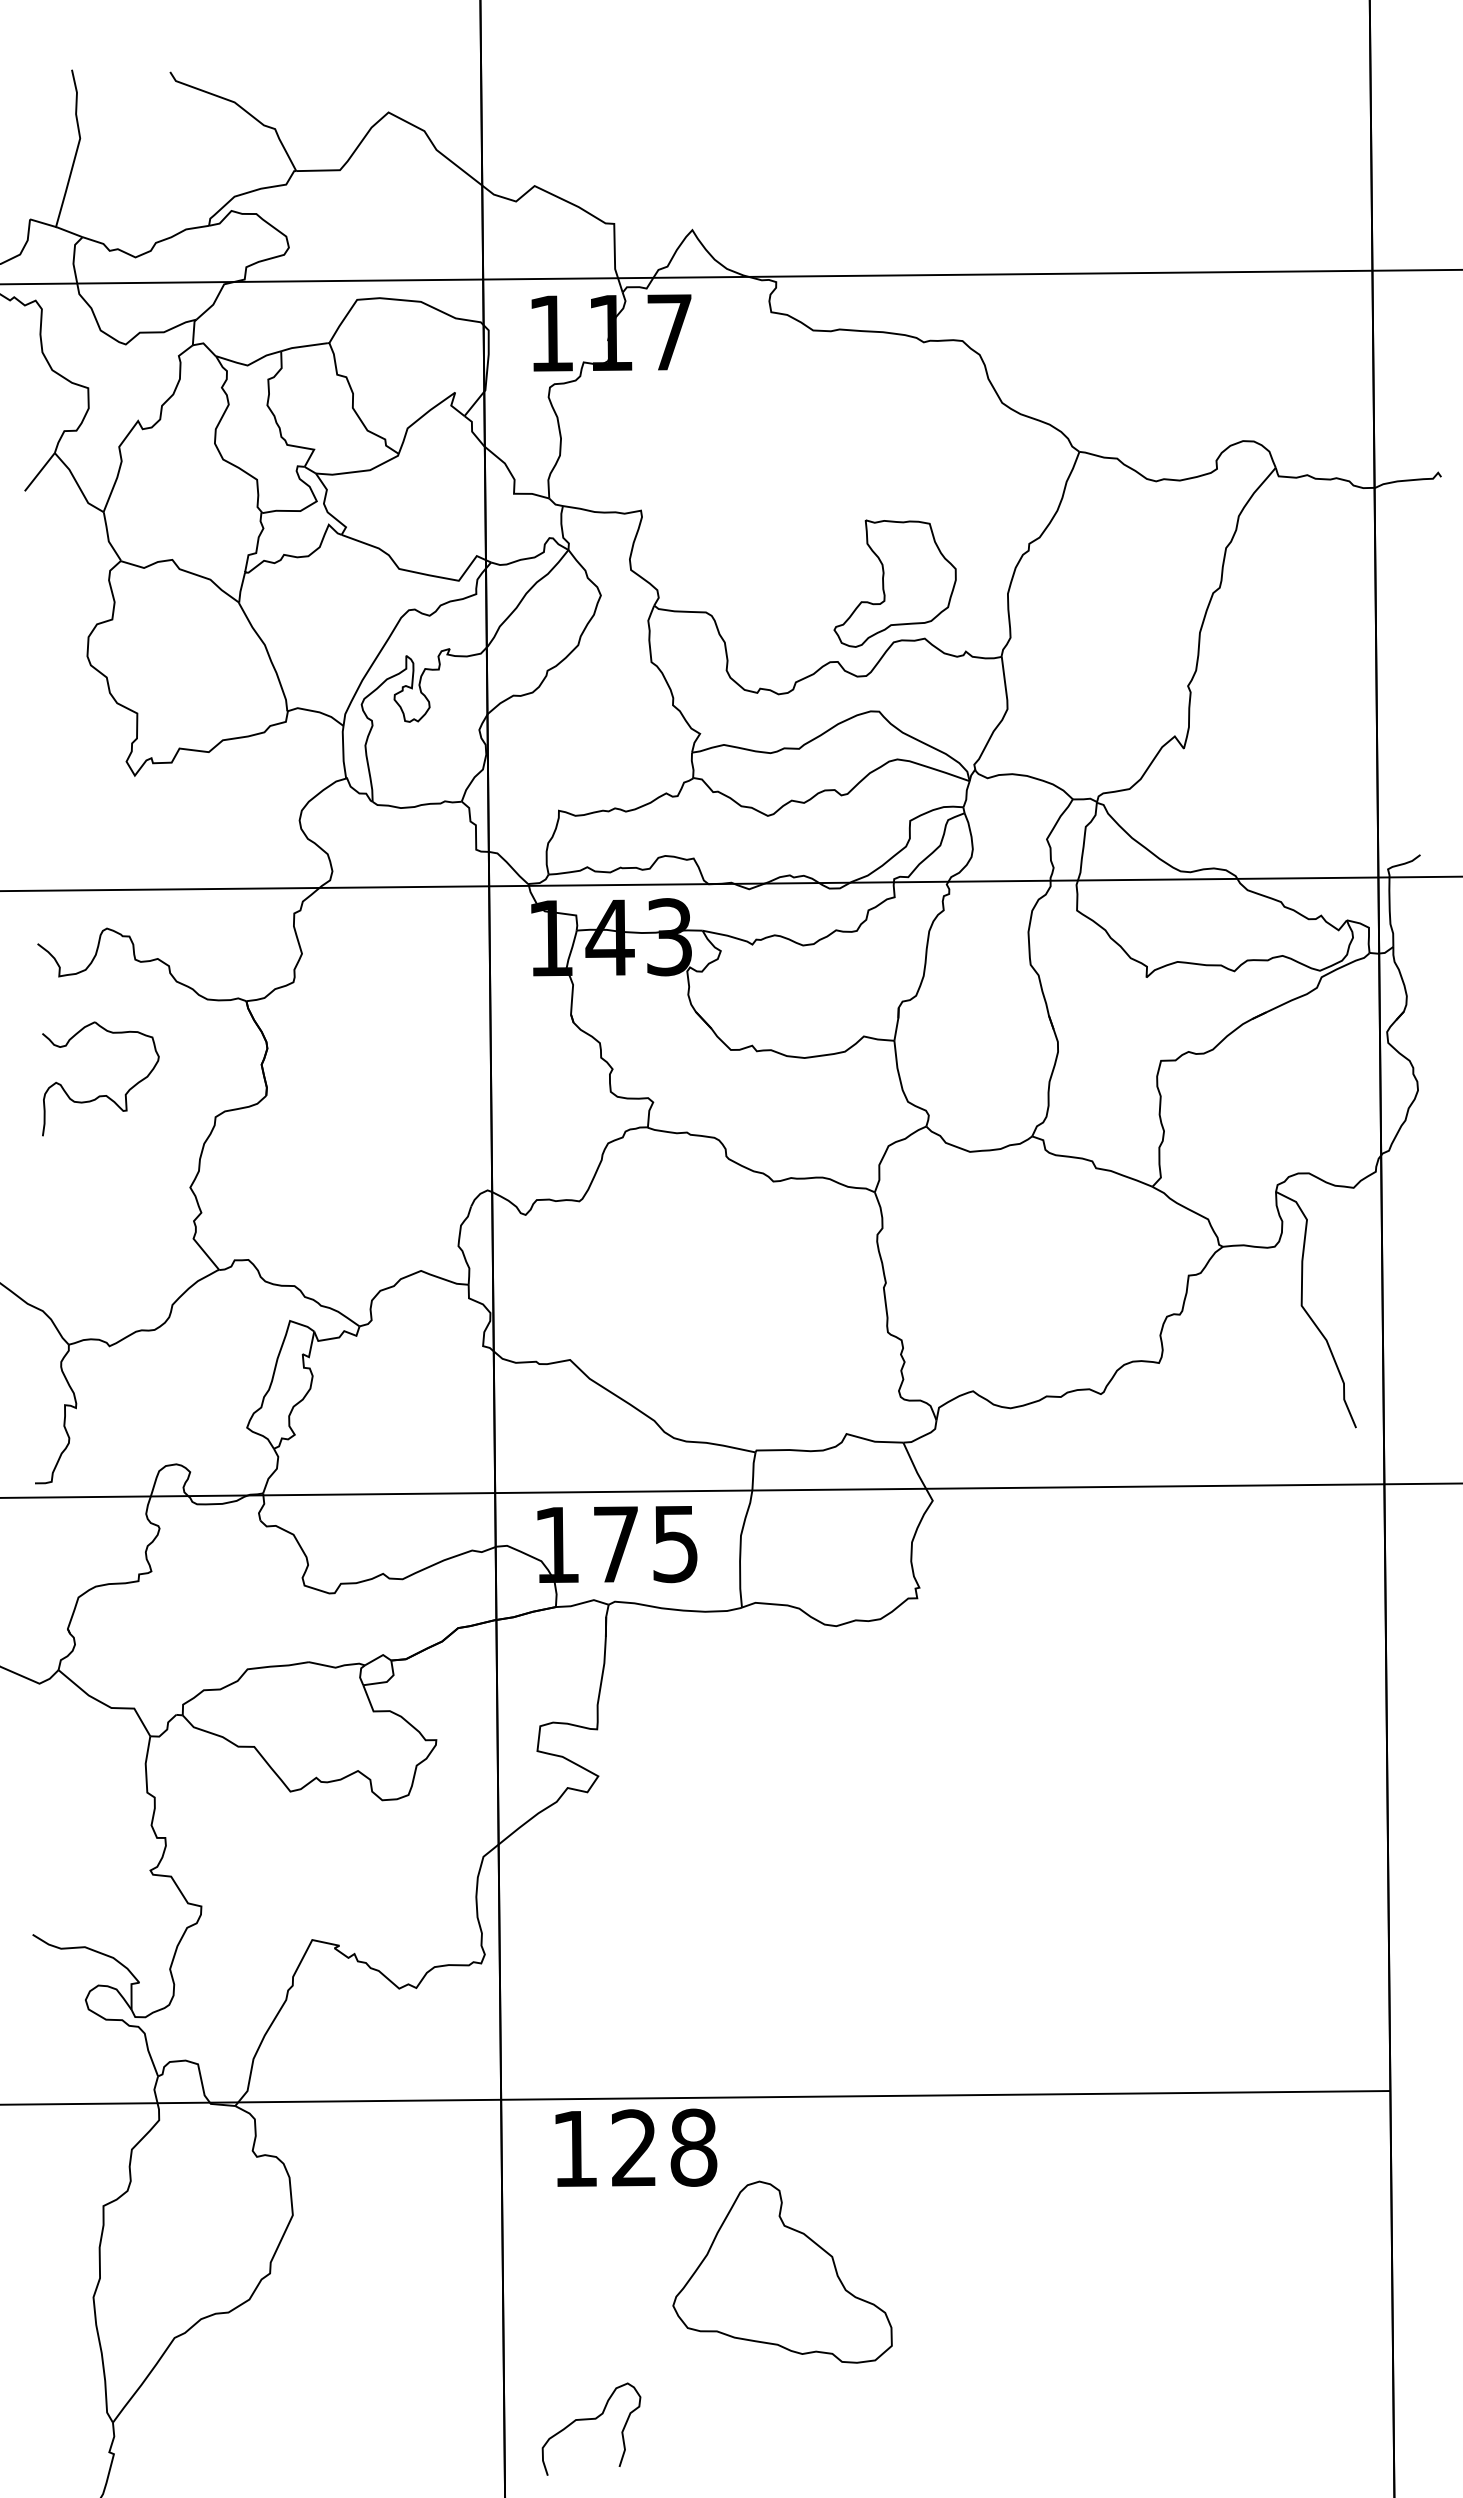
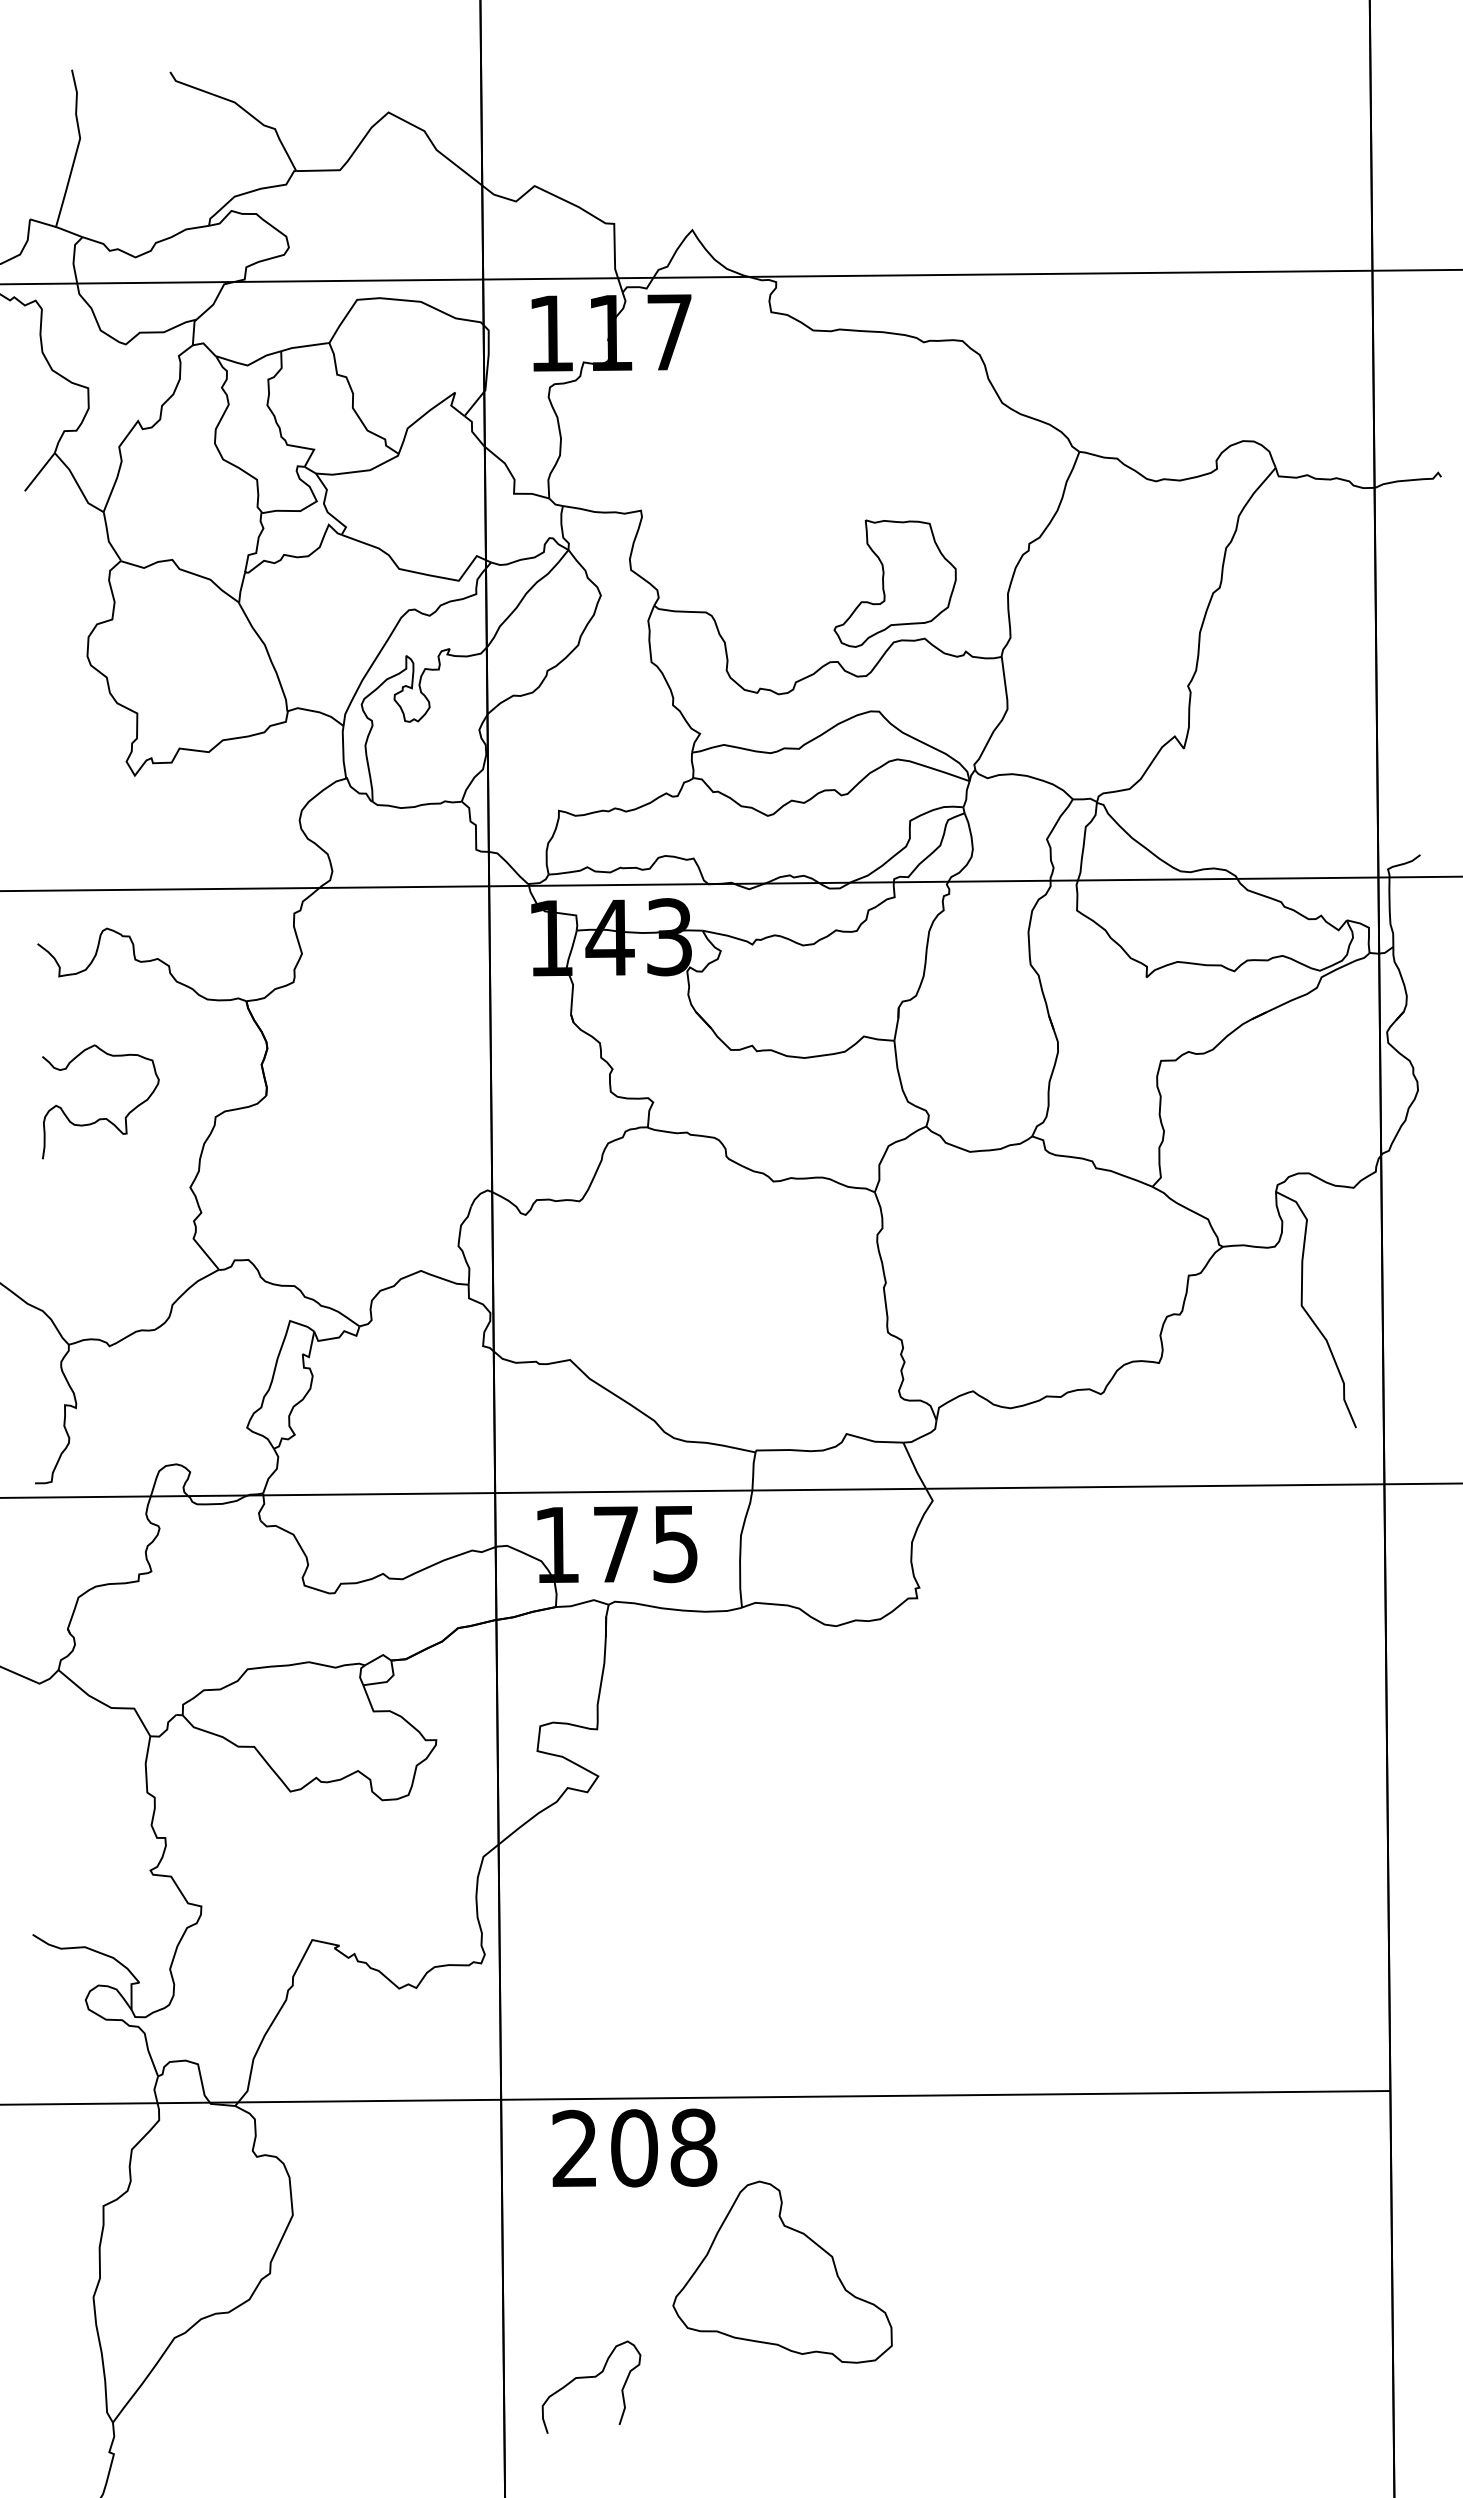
part position: (100, 1095) -> (100, 1118) (100, 1118)
text: 128 -> 208 (604, 2148)
curve position: (588, 2420) -> (588, 2378) (588, 2378)
